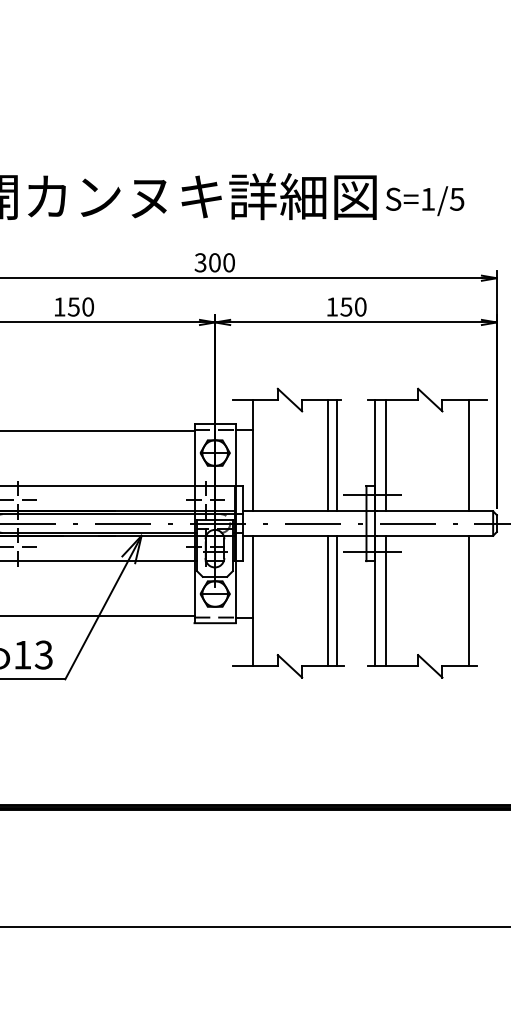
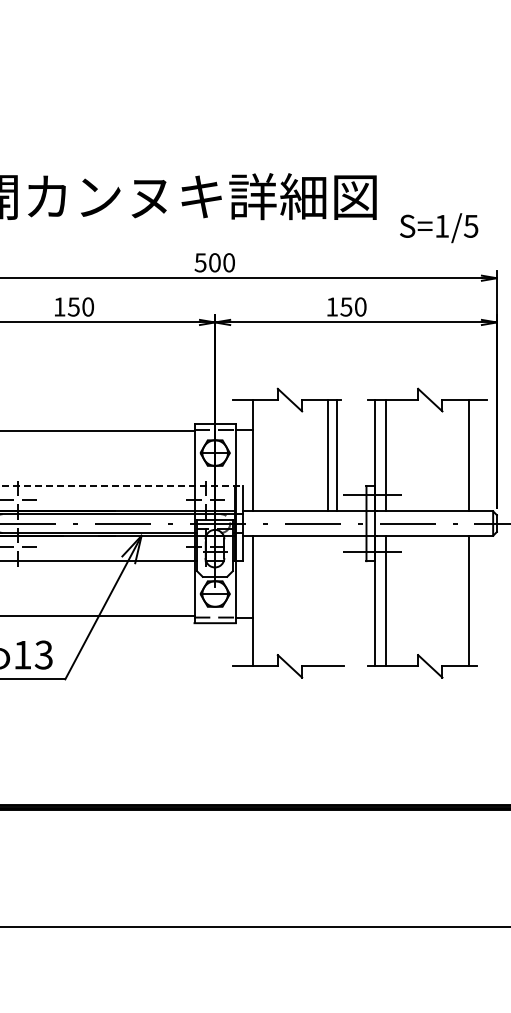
text position: (425, 201) -> (439, 228) (439, 228)
text: 300 -> 500 (200, 262)
line: solid -> dashed (121, 485)
line: present -> none (327, 600)
line: present -> none (337, 600)
